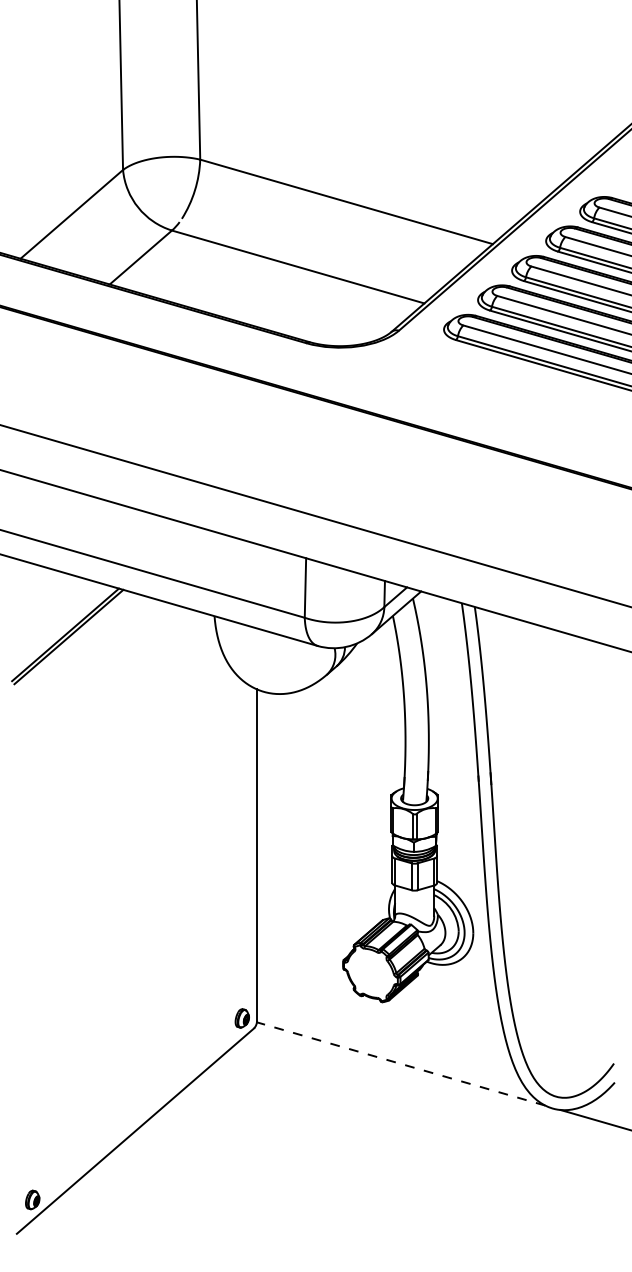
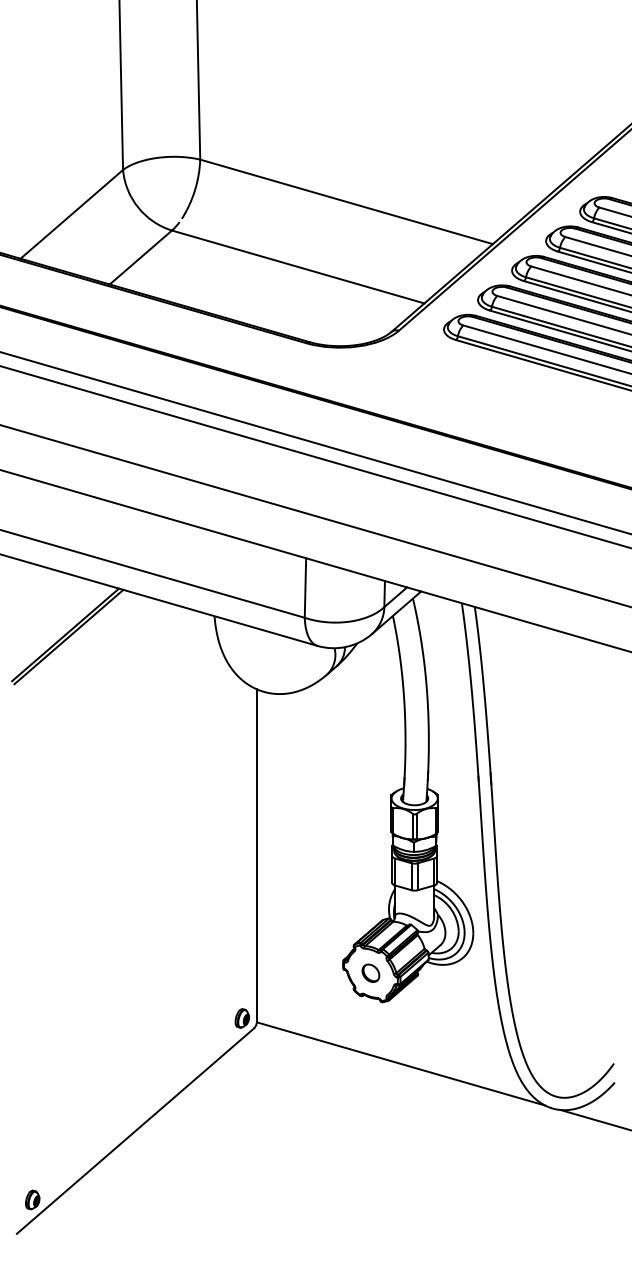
line: none -> present (315, 442)
line: none -> present (315, 456)
part: none -> present (370, 972)
line: dashed -> solid (400, 1063)
